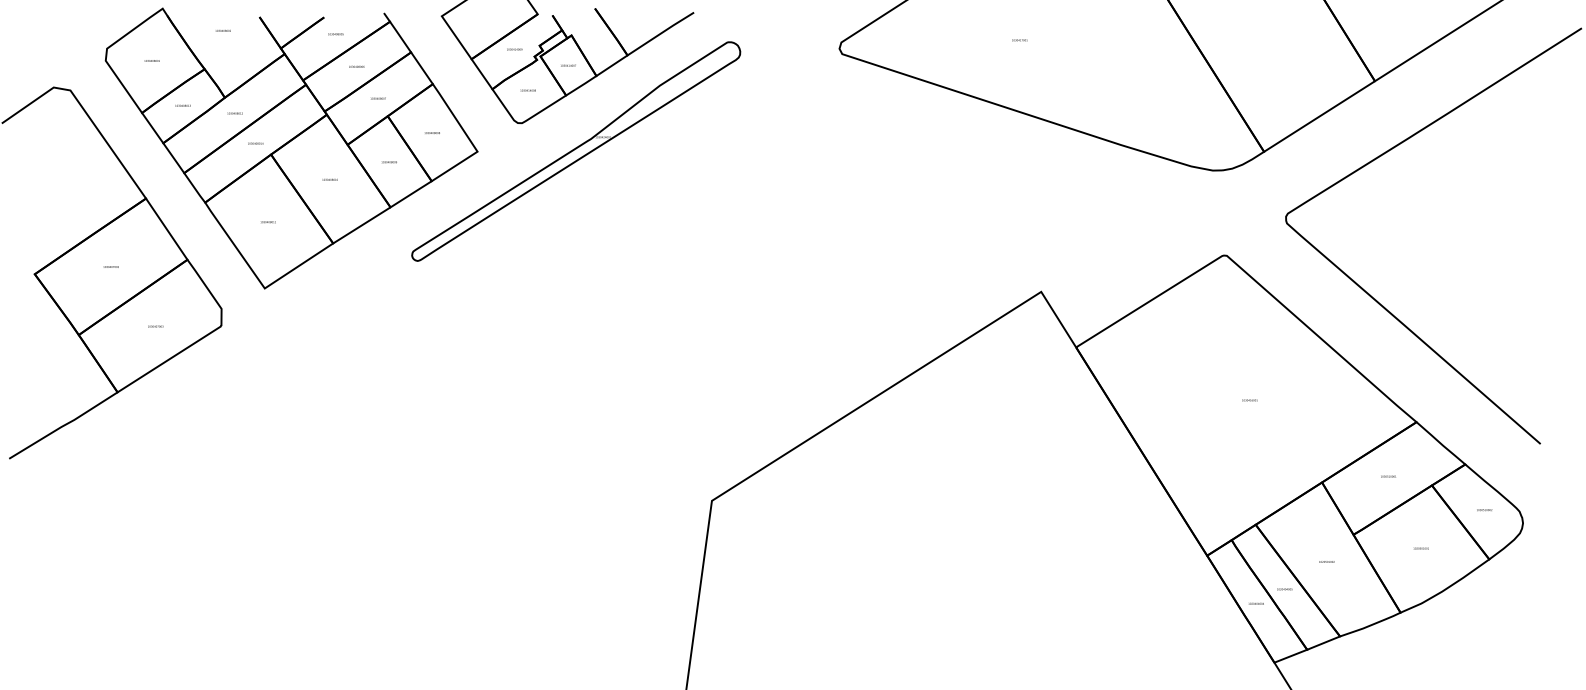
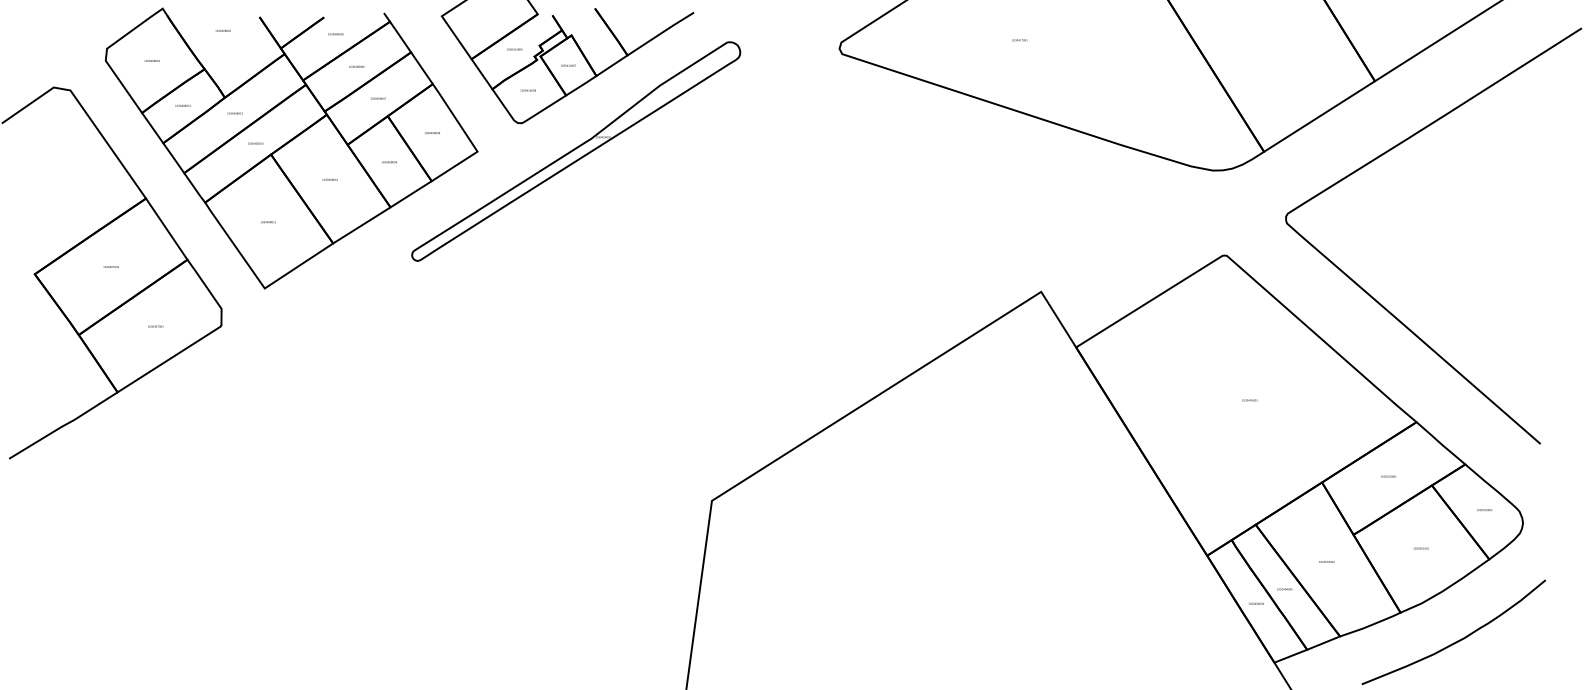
curve: none -> present (1457, 640)
